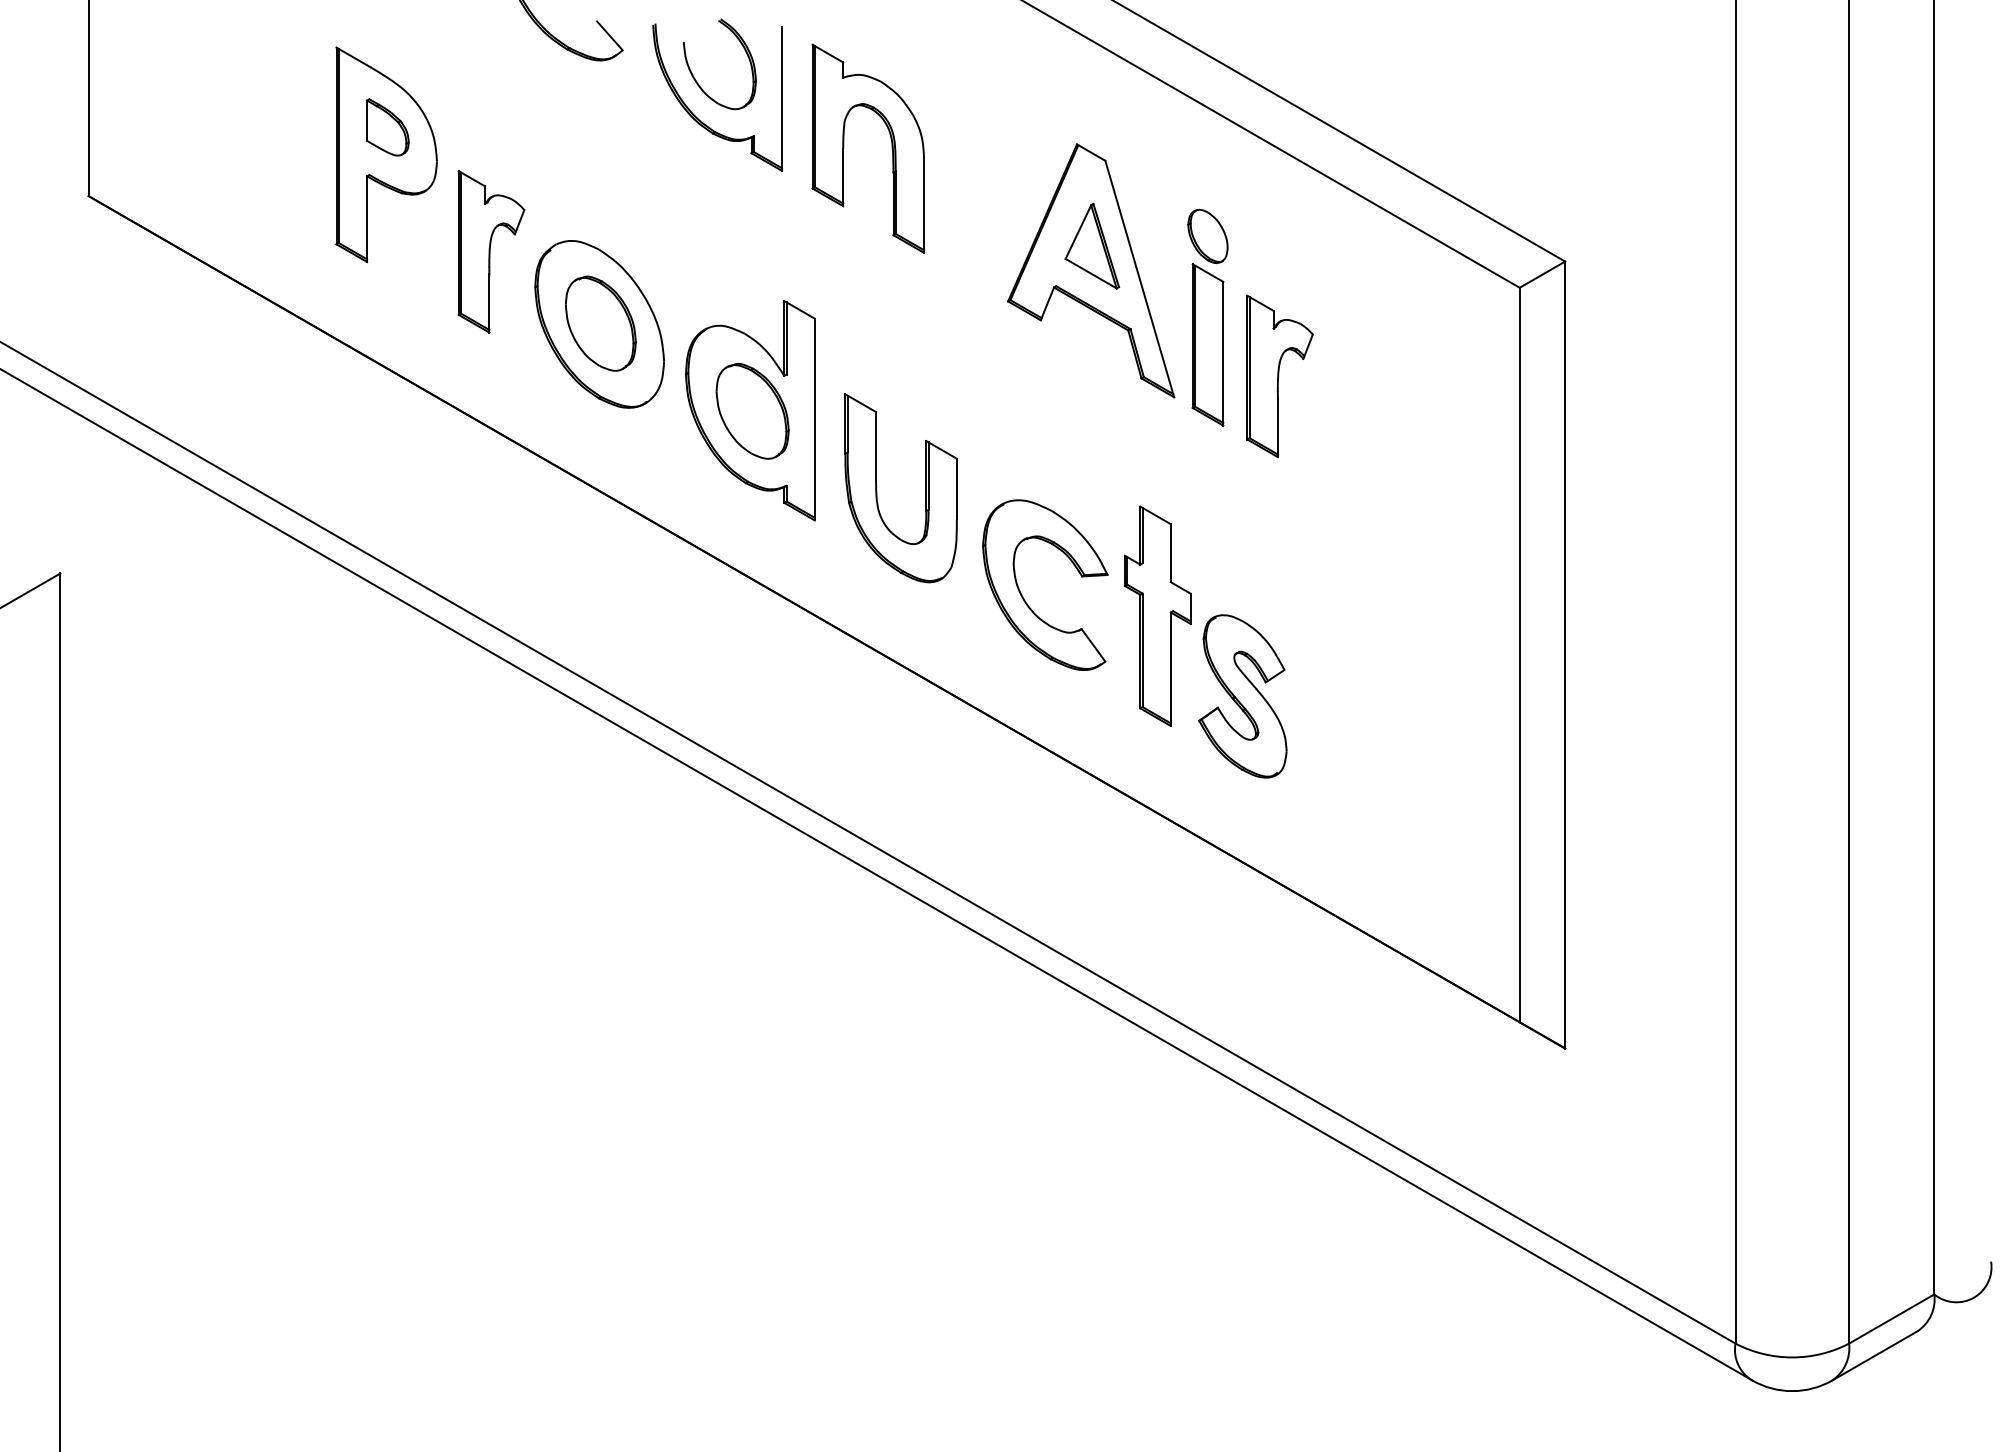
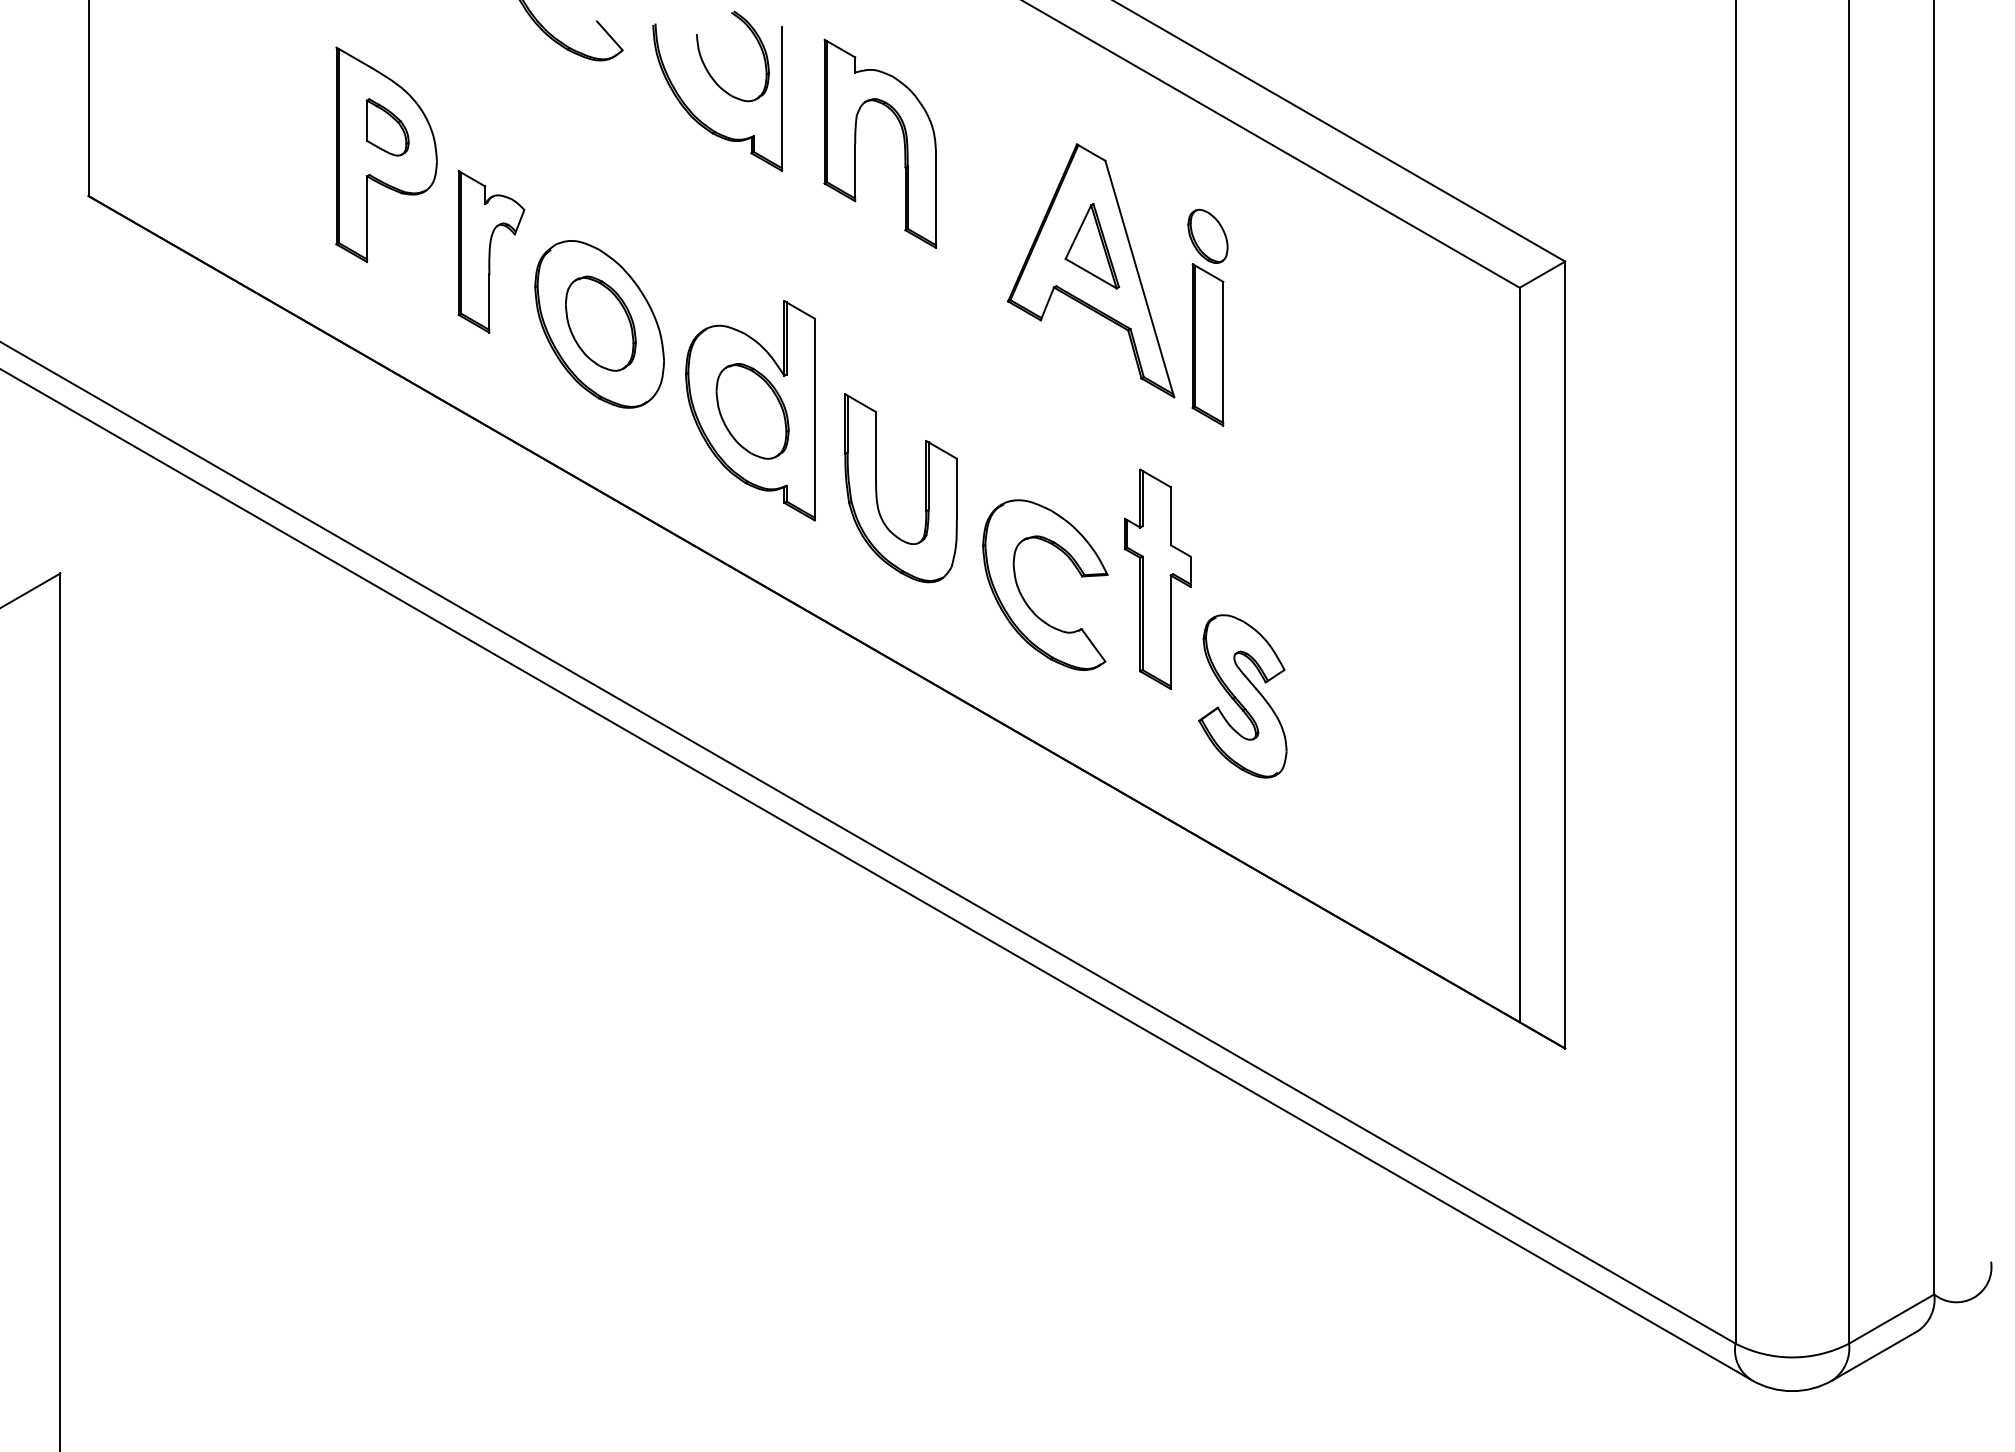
part position: (694, 76) -> (707, 68) (707, 68)
part position: (891, 148) -> (903, 143) (903, 143)
part: present -> none (1279, 376)
part position: (1157, 615) -> (1157, 578) (1157, 578)
